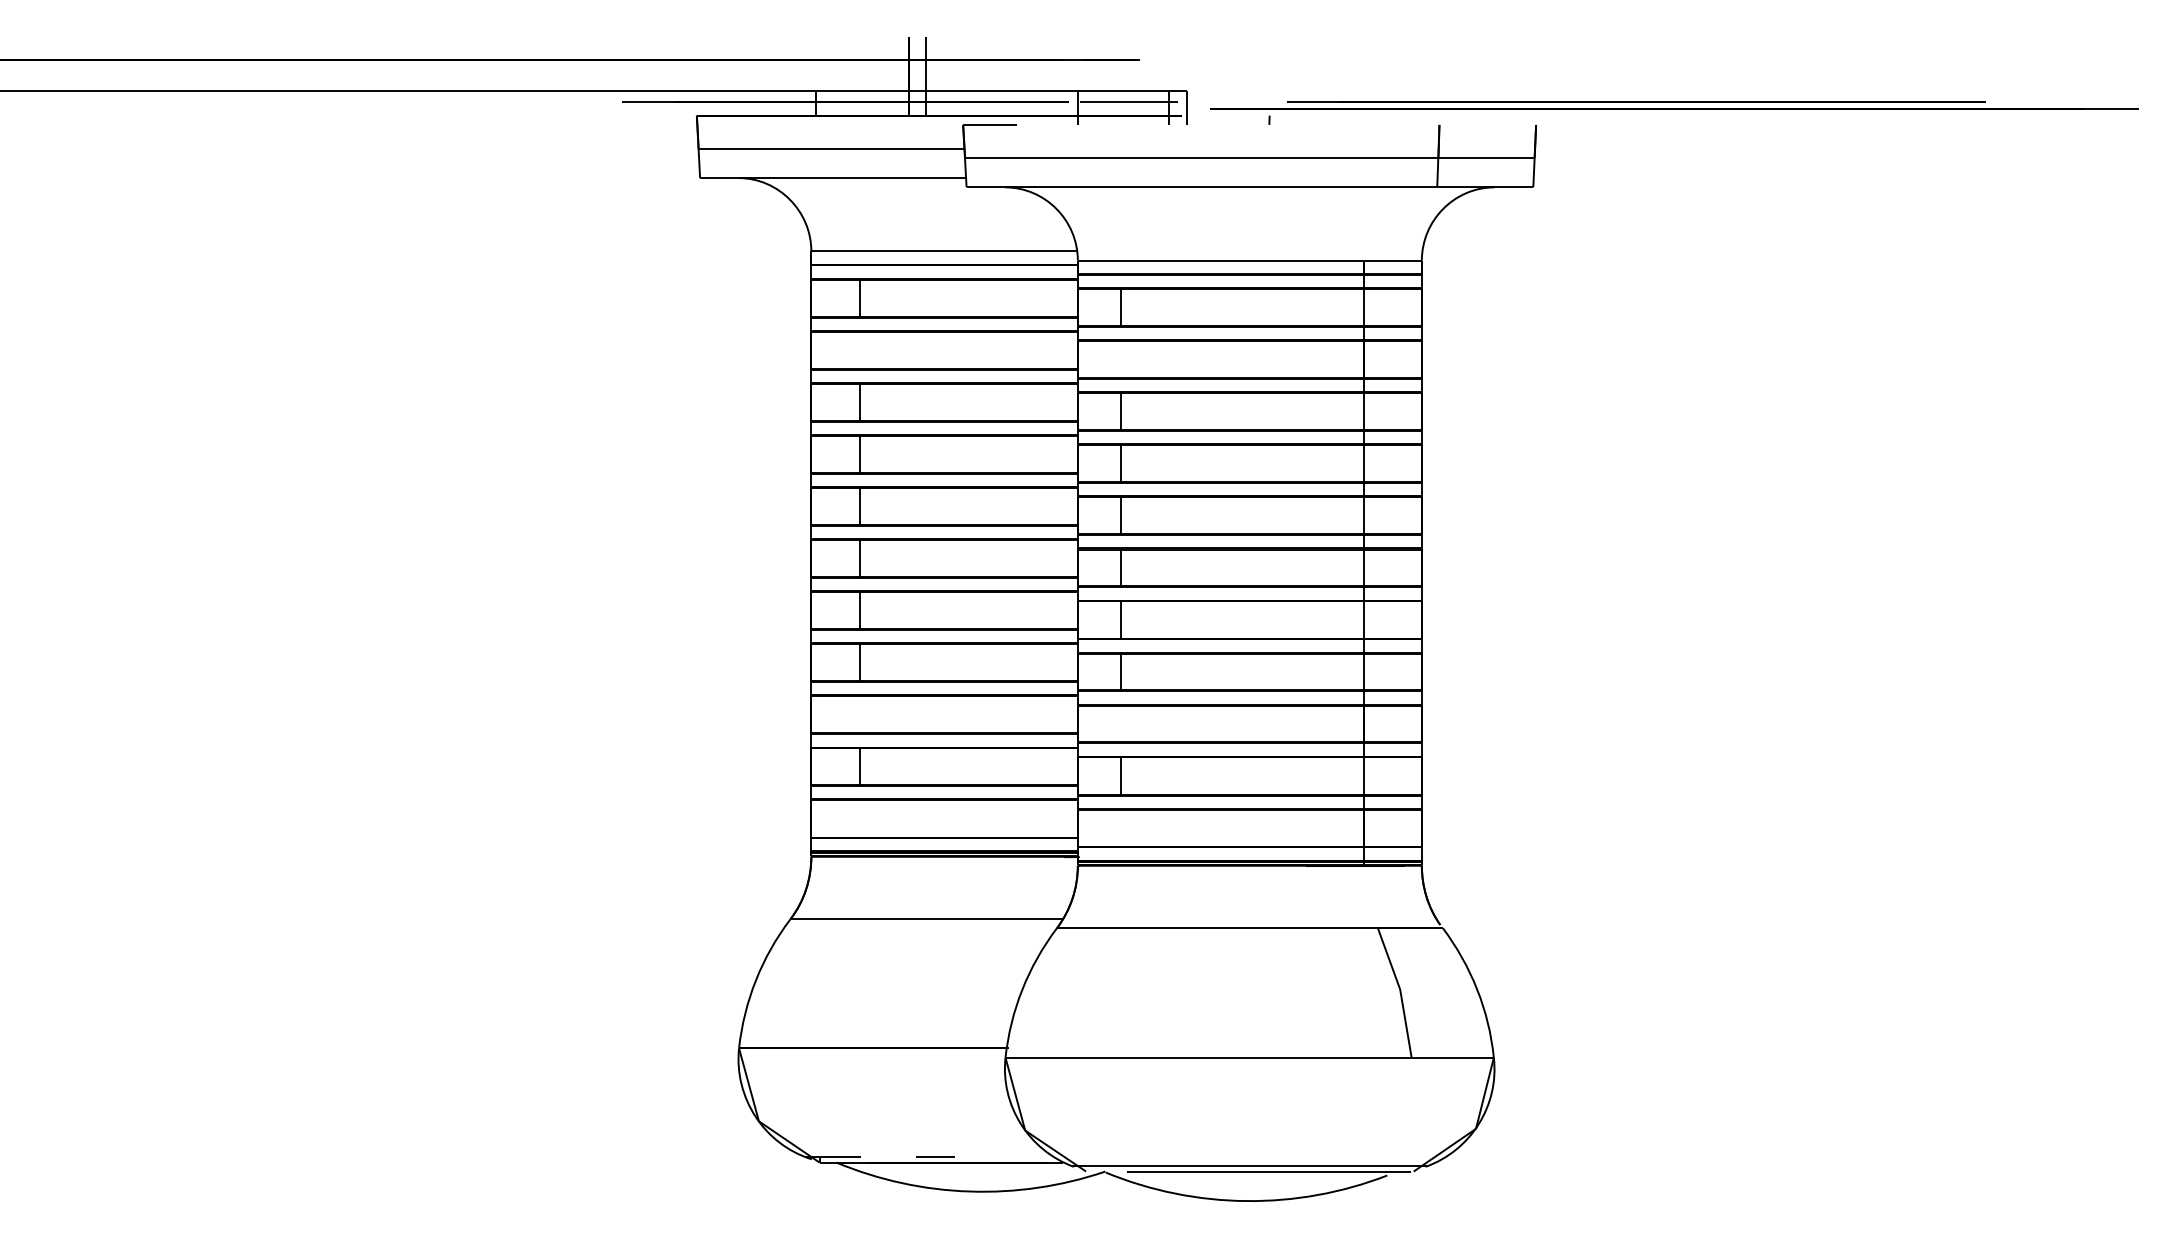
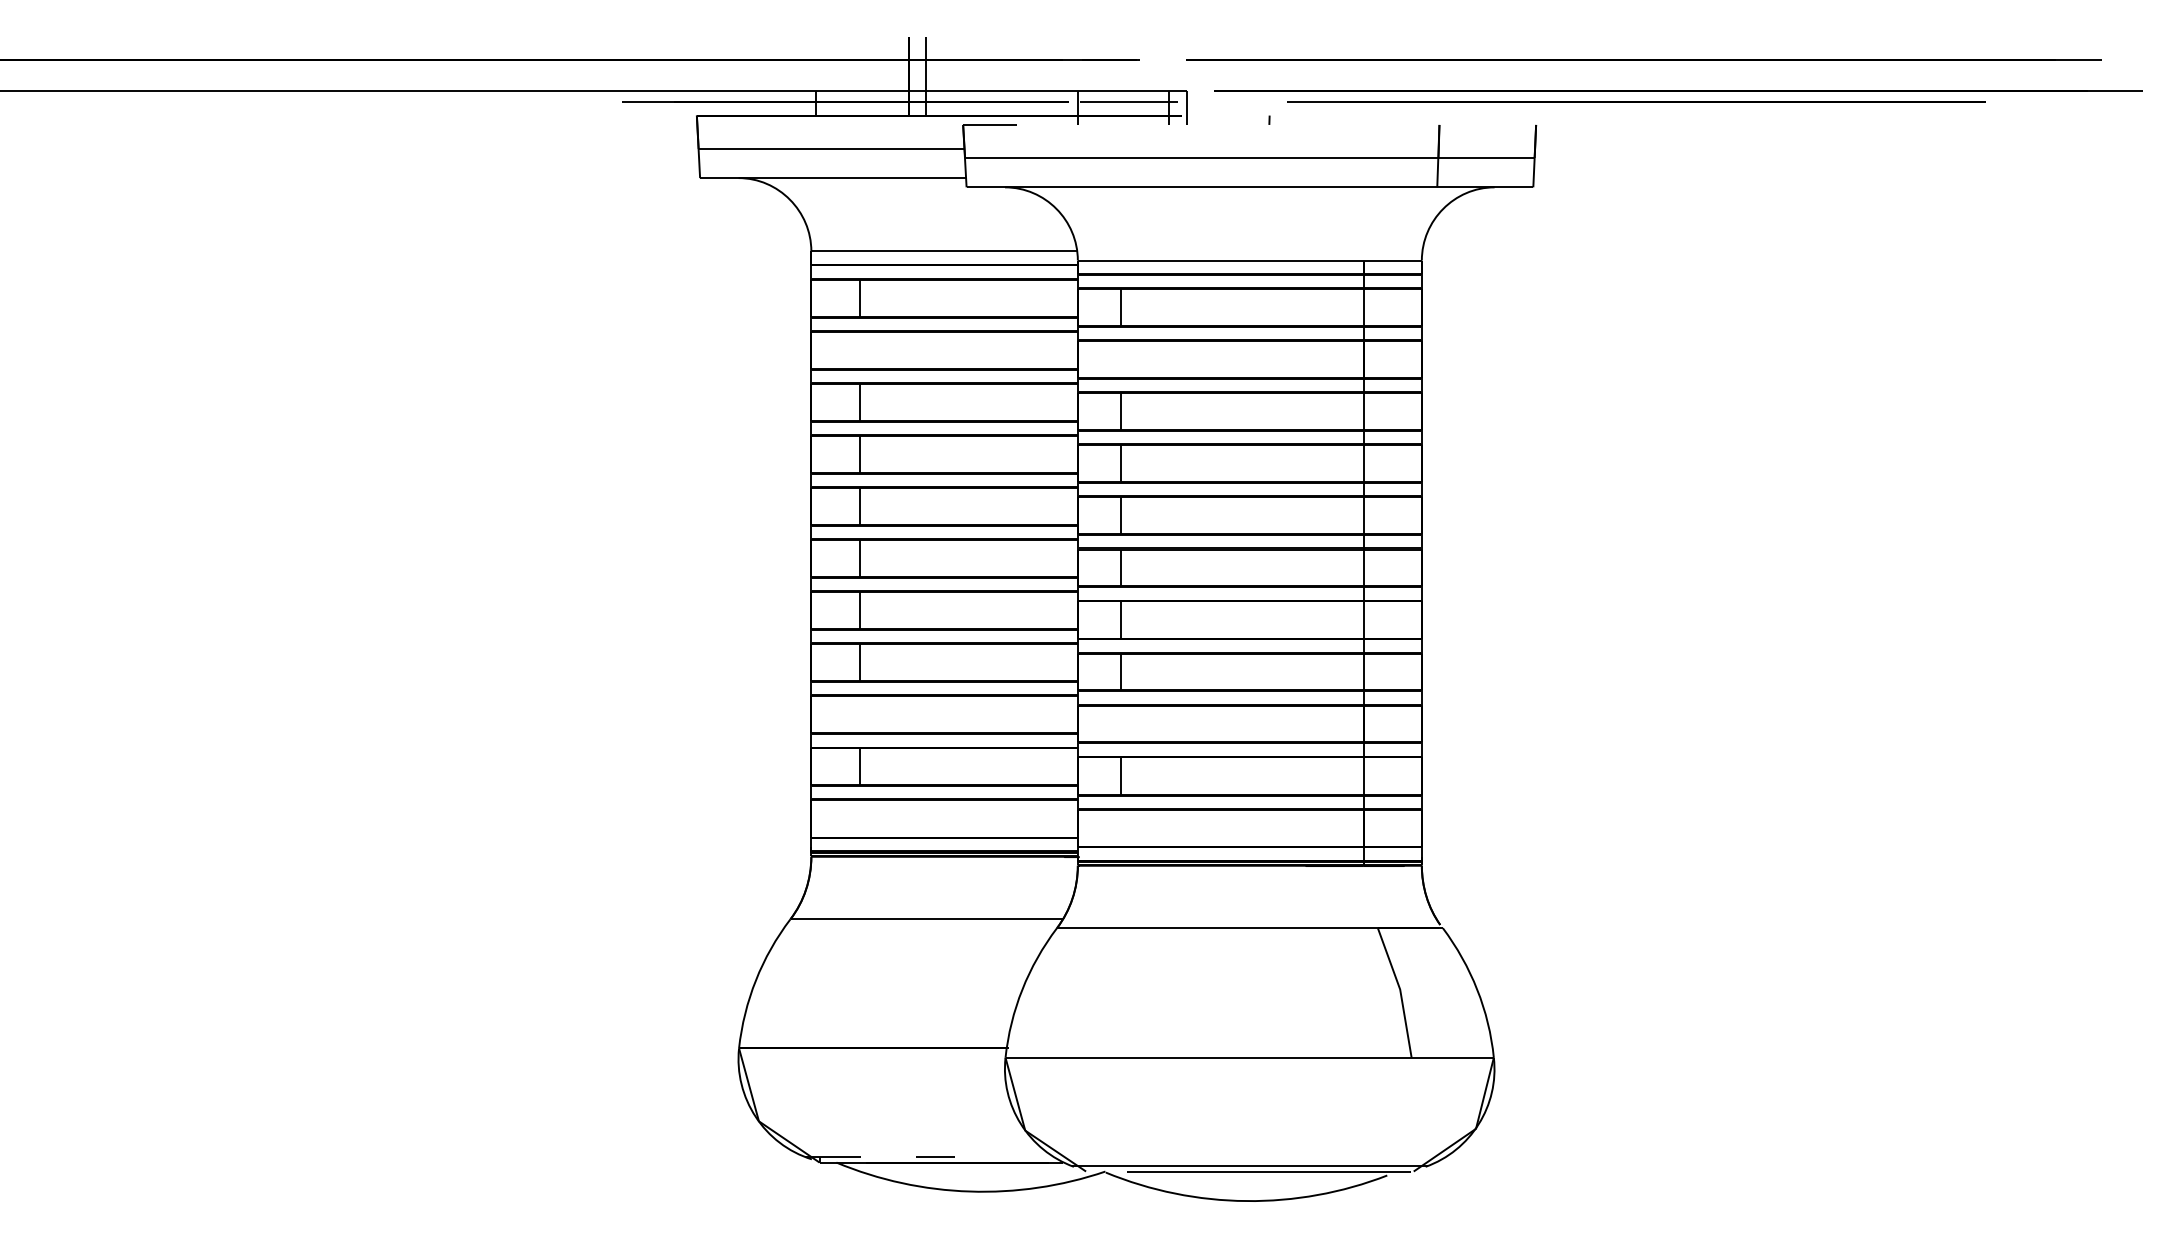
line: none -> present (1643, 59)
line position: (1674, 108) -> (1678, 90) (1678, 90)
